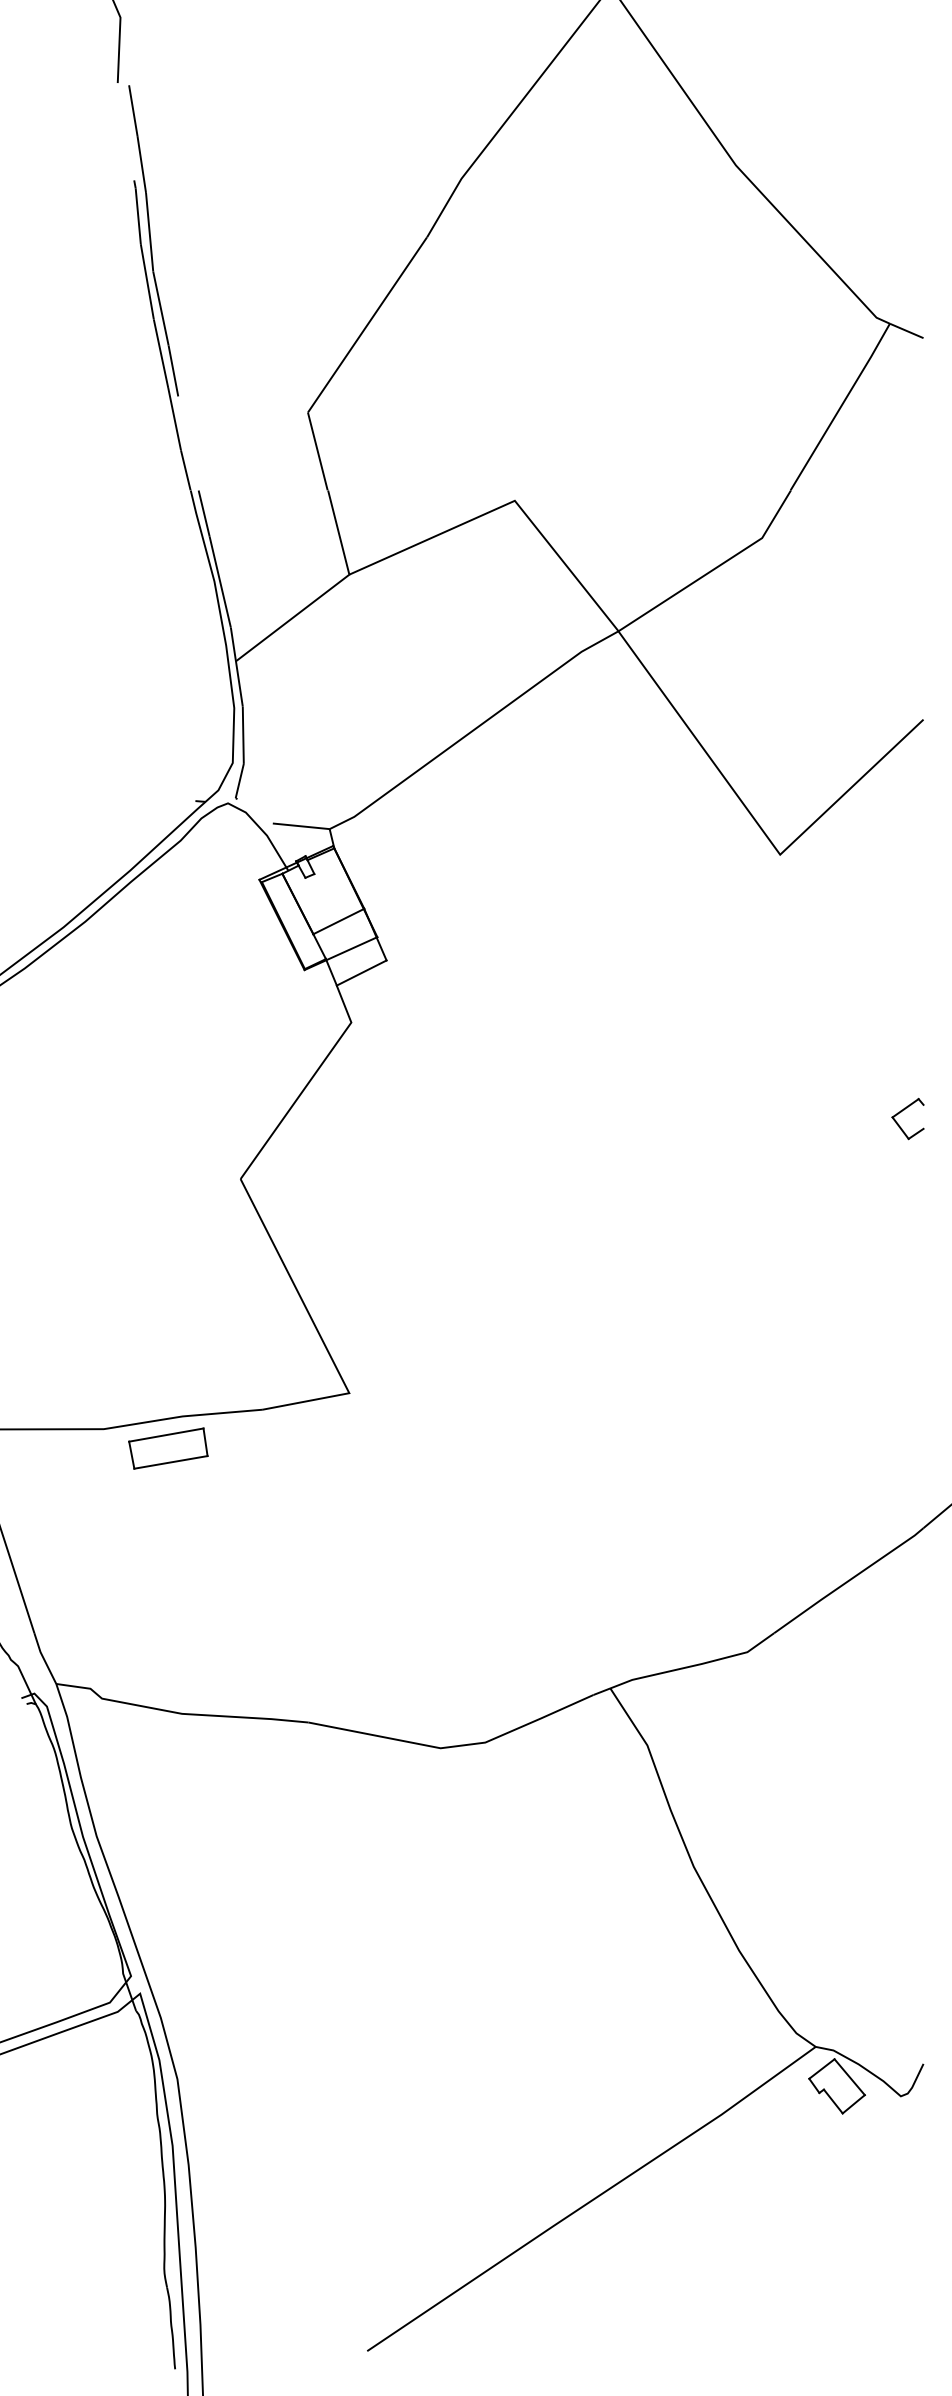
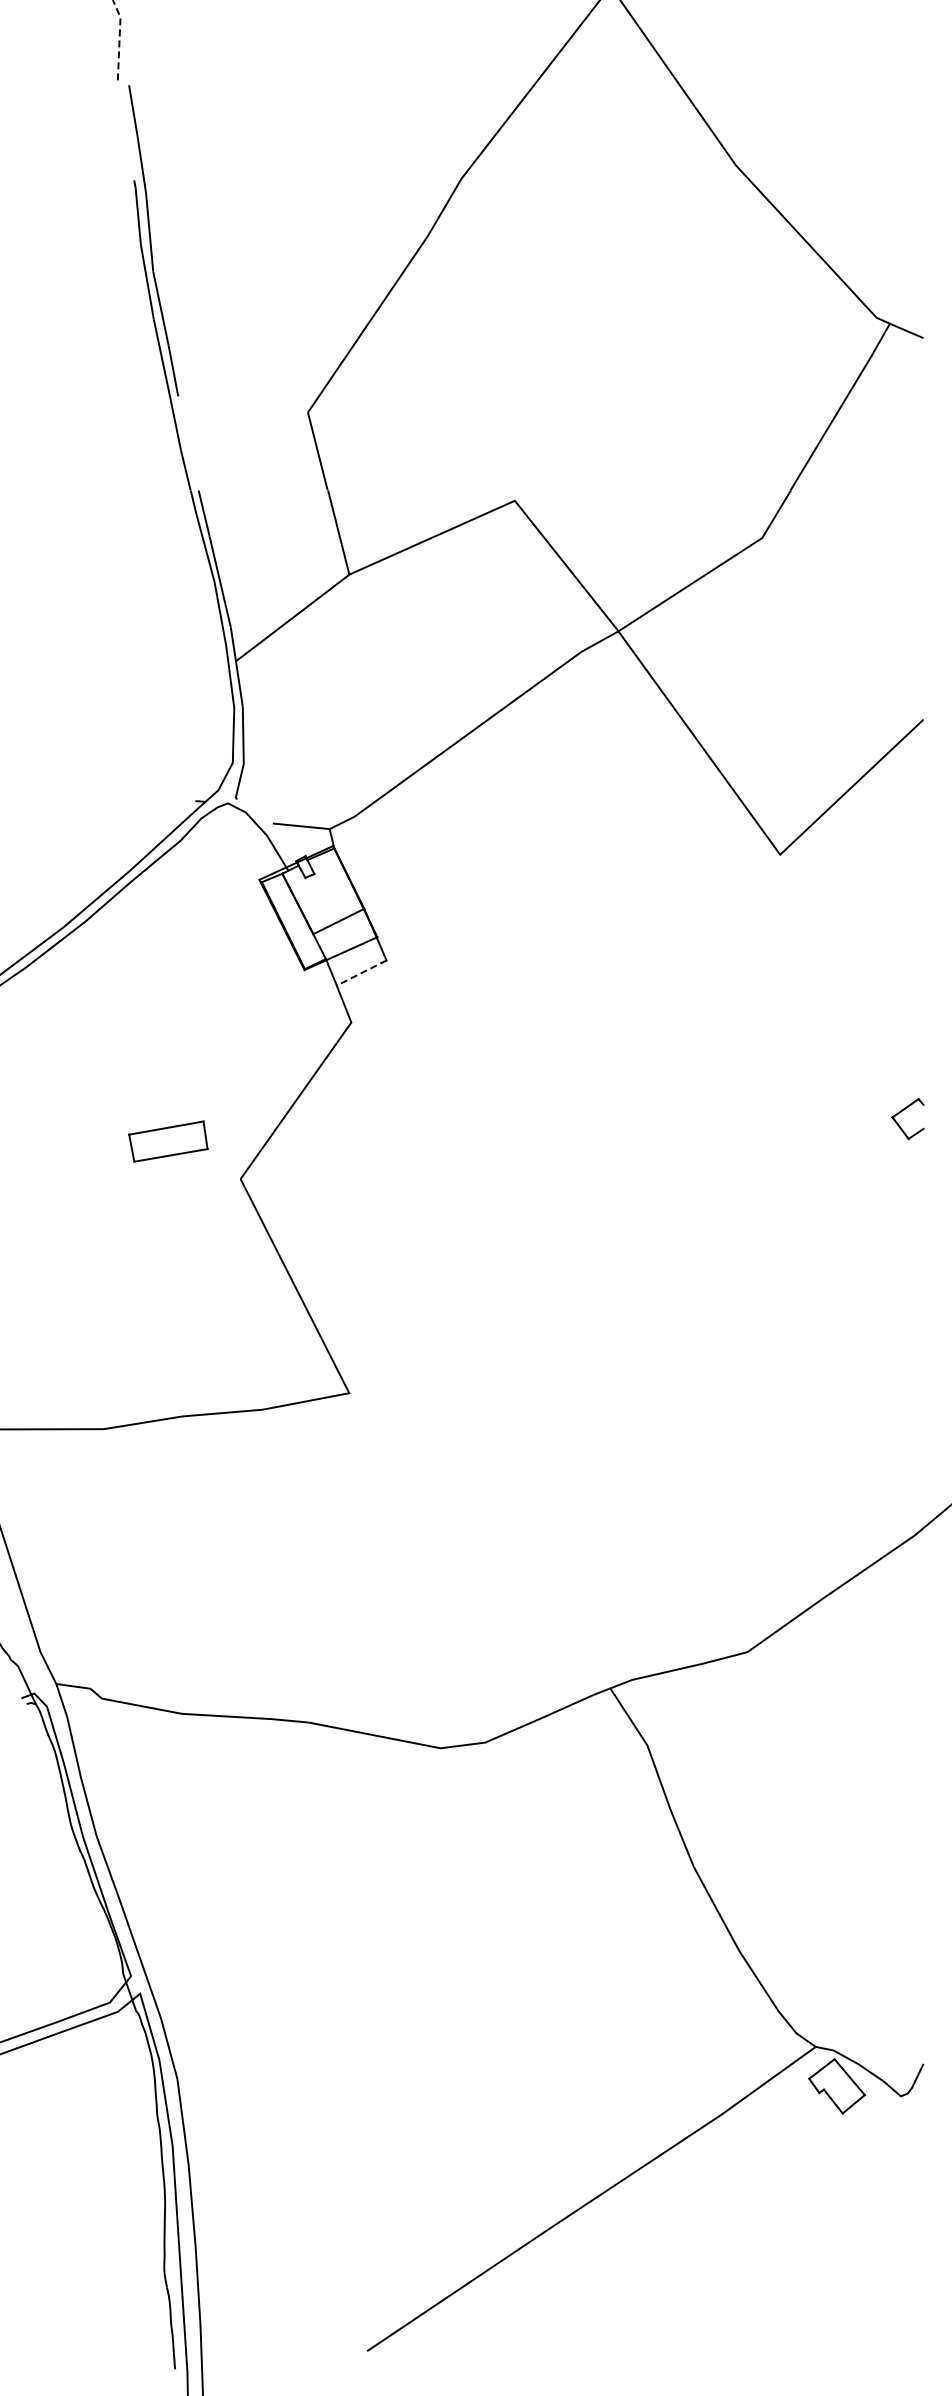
line: solid -> dashed (119, 40)
line: solid -> dashed (361, 973)
part position: (168, 1448) -> (168, 1141) (168, 1141)
